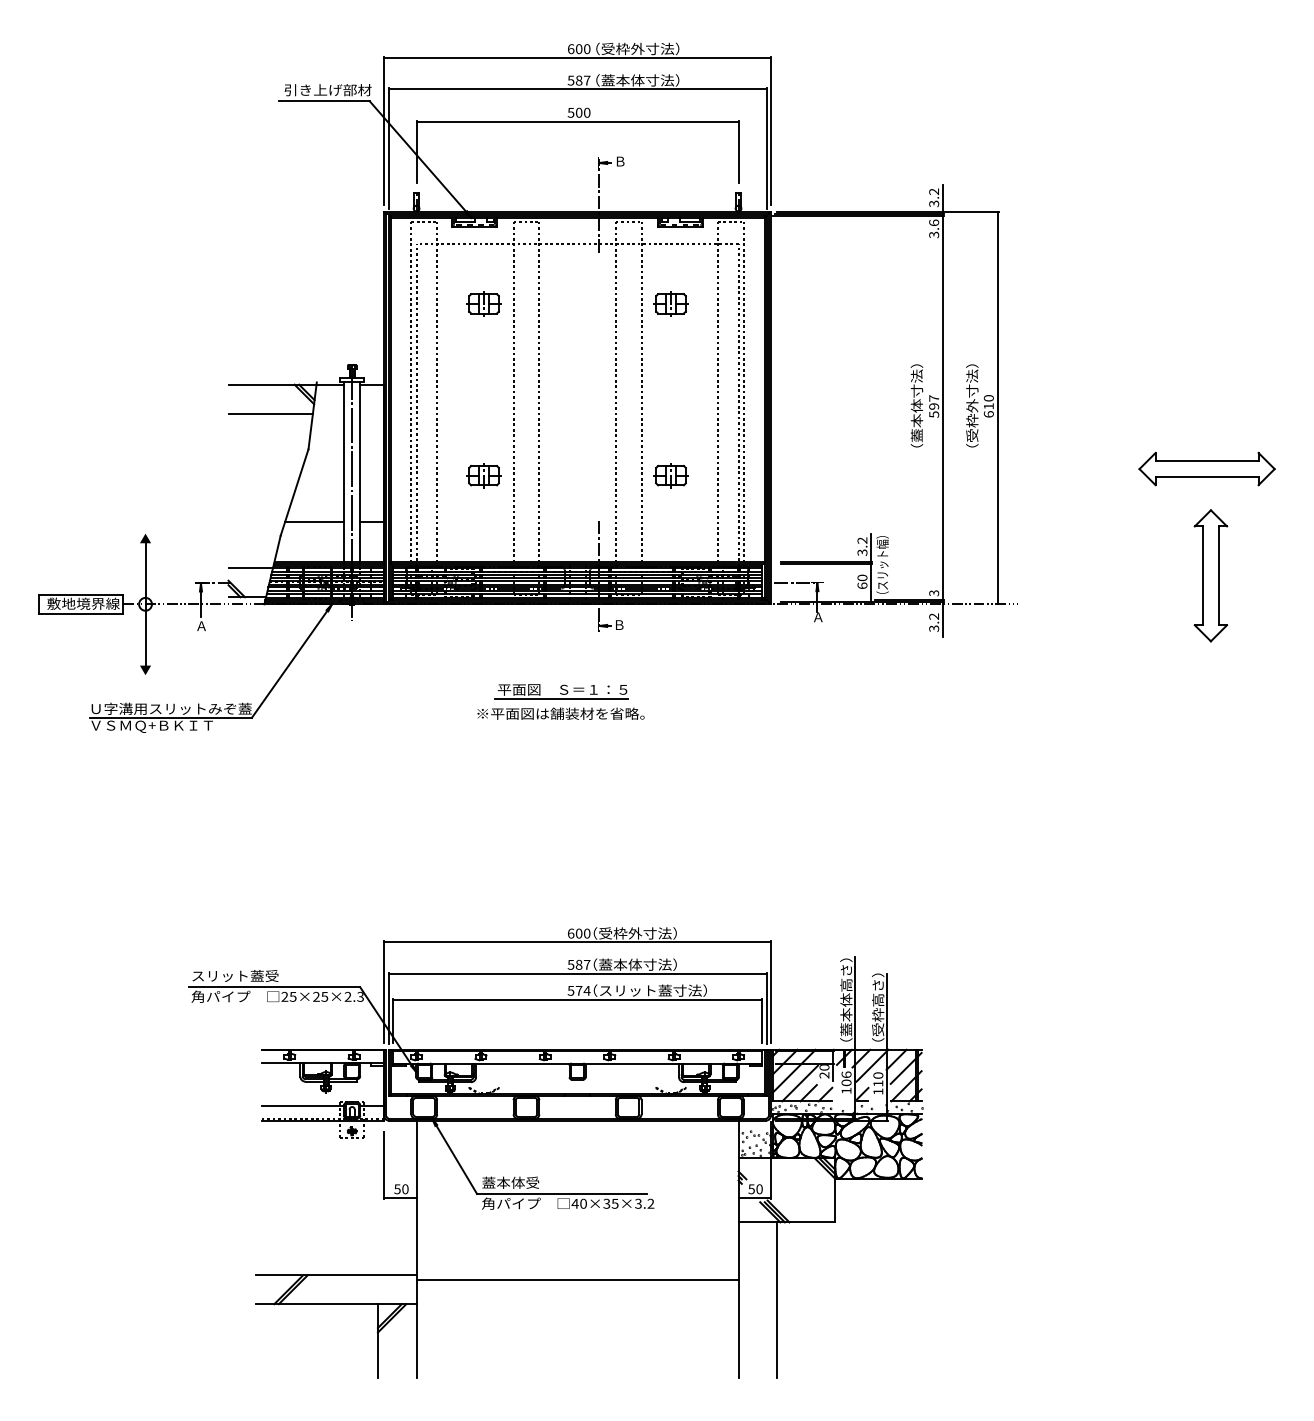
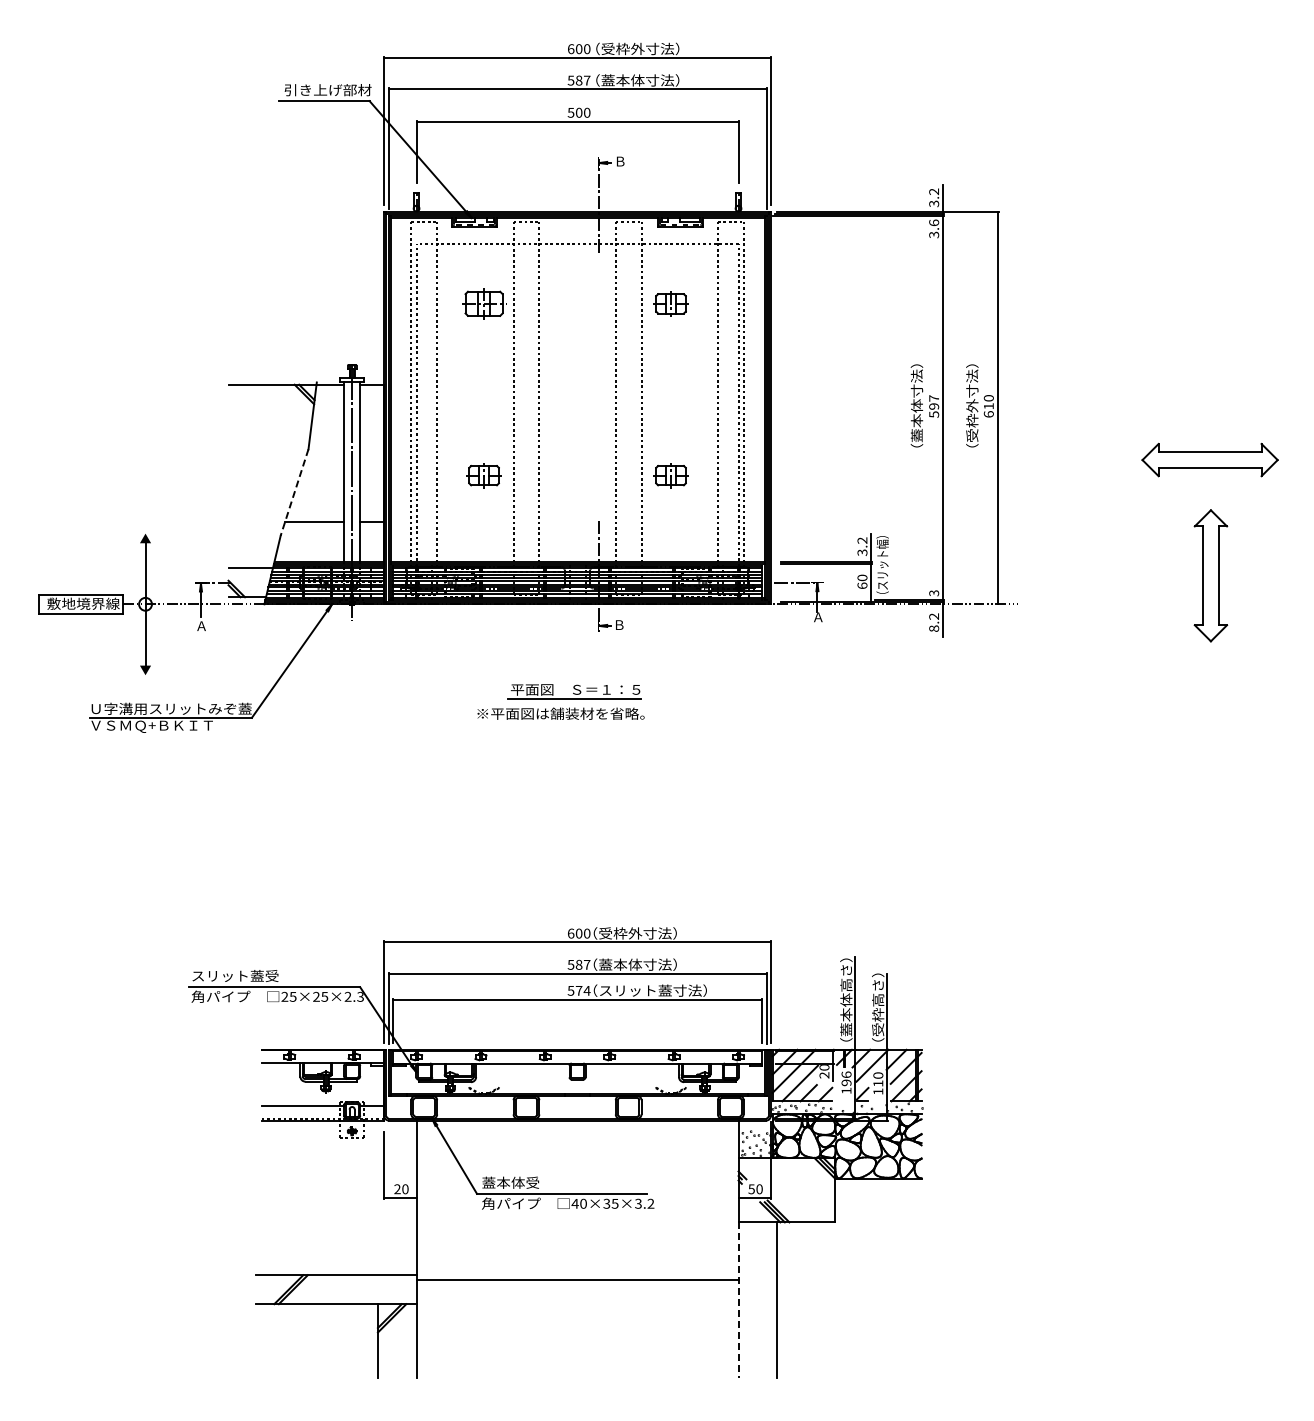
part size: 36x26 px -> 45x32 px (484, 303)
line: present -> none (270, 413)
part position: (1206, 468) -> (1209, 459) (1209, 459)
line: solid -> dashed (294, 492)
text: 3.2 -> 8.2 (933, 628)
part position: (561, 691) -> (574, 691) (574, 691)
text: 106 -> 196 (846, 1082)
text: 50 -> 20 (397, 1189)
line: solid -> dashed (738, 1300)
